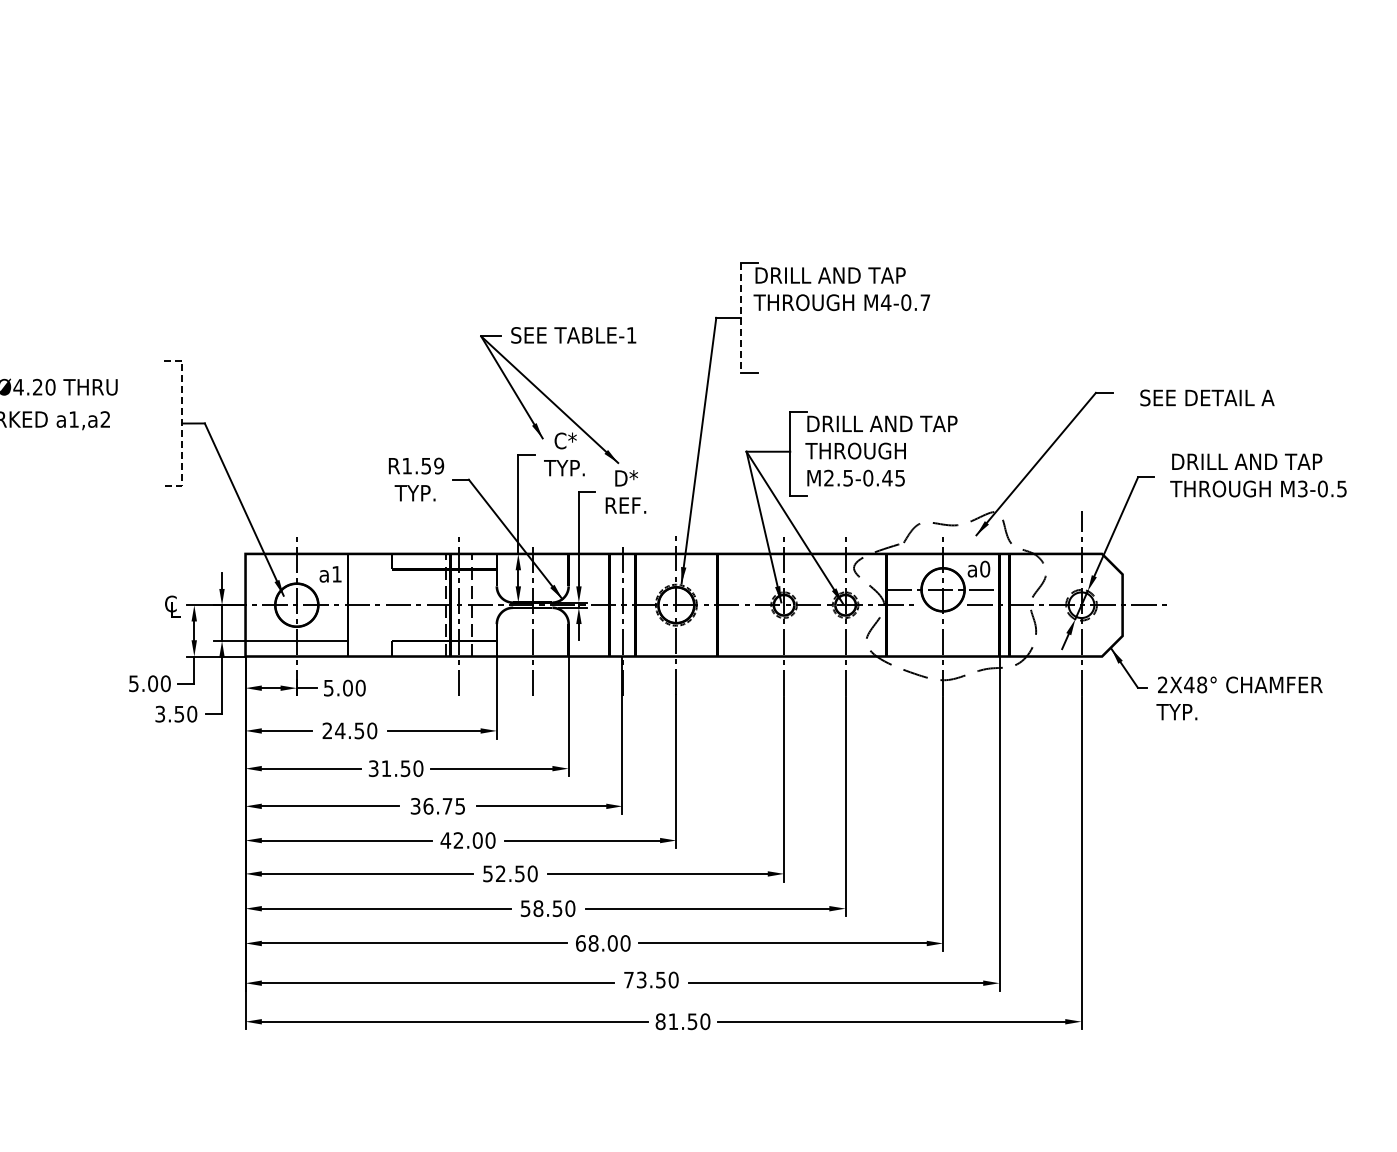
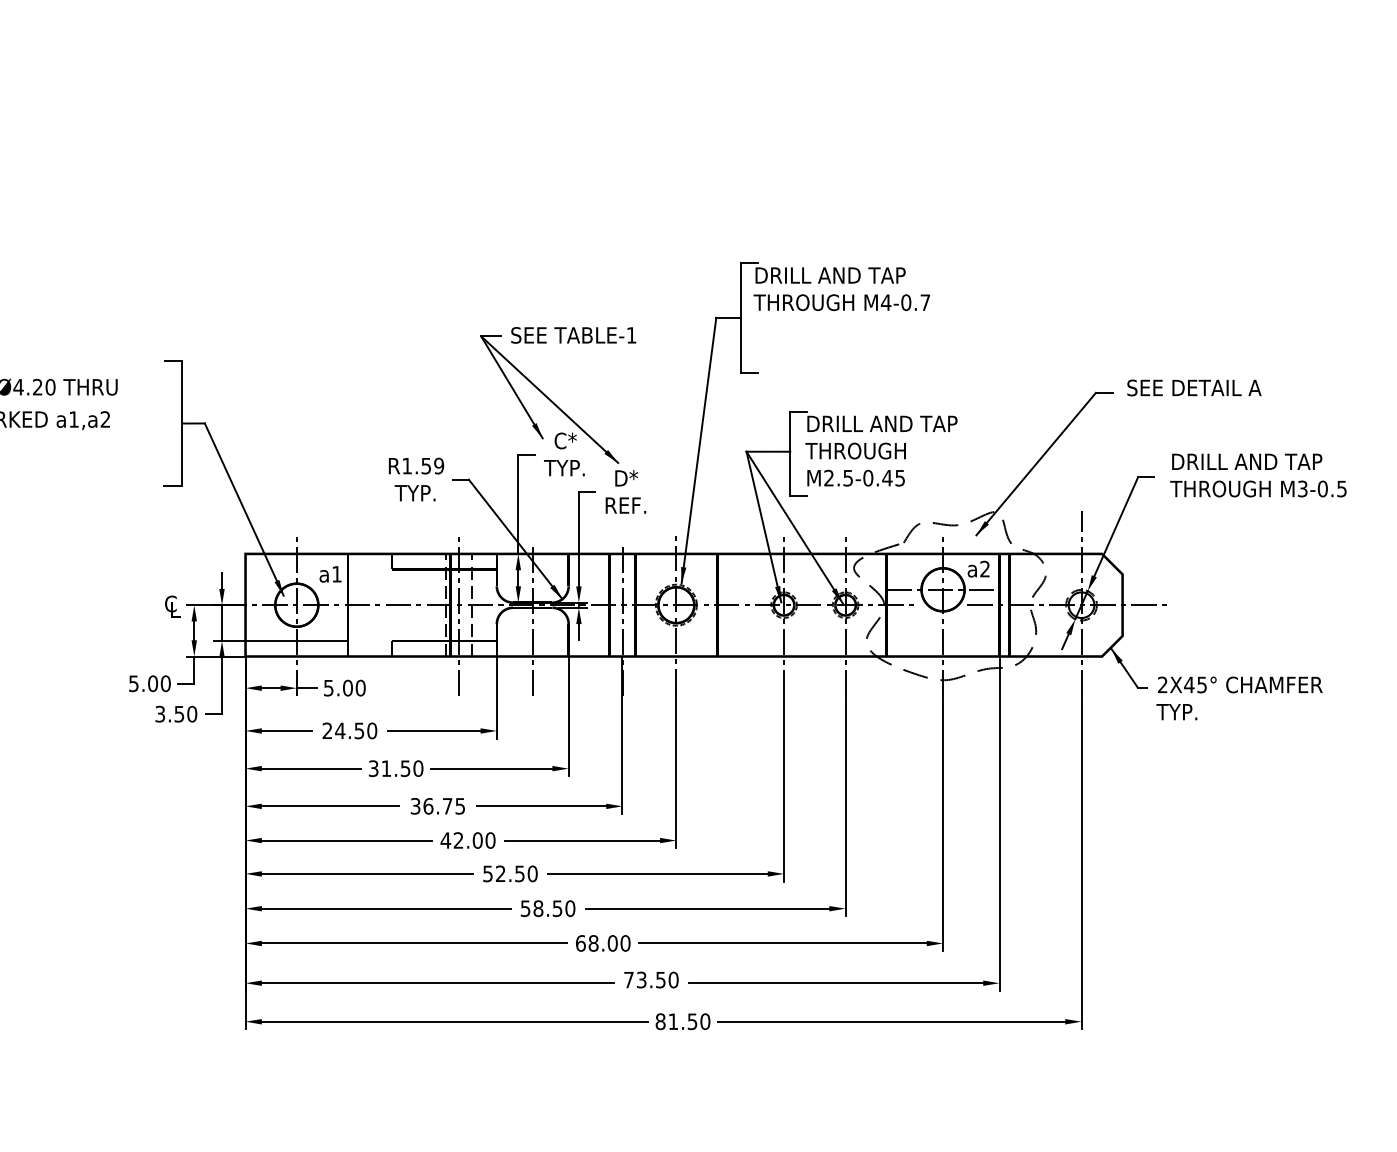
line: dashed -> solid (741, 318)
text position: (1207, 397) -> (1194, 387) (1194, 387)
line: dashed -> solid (182, 424)
text: a0 -> a2 (985, 568)
text: 2X48° -> 2X45° (1202, 684)
